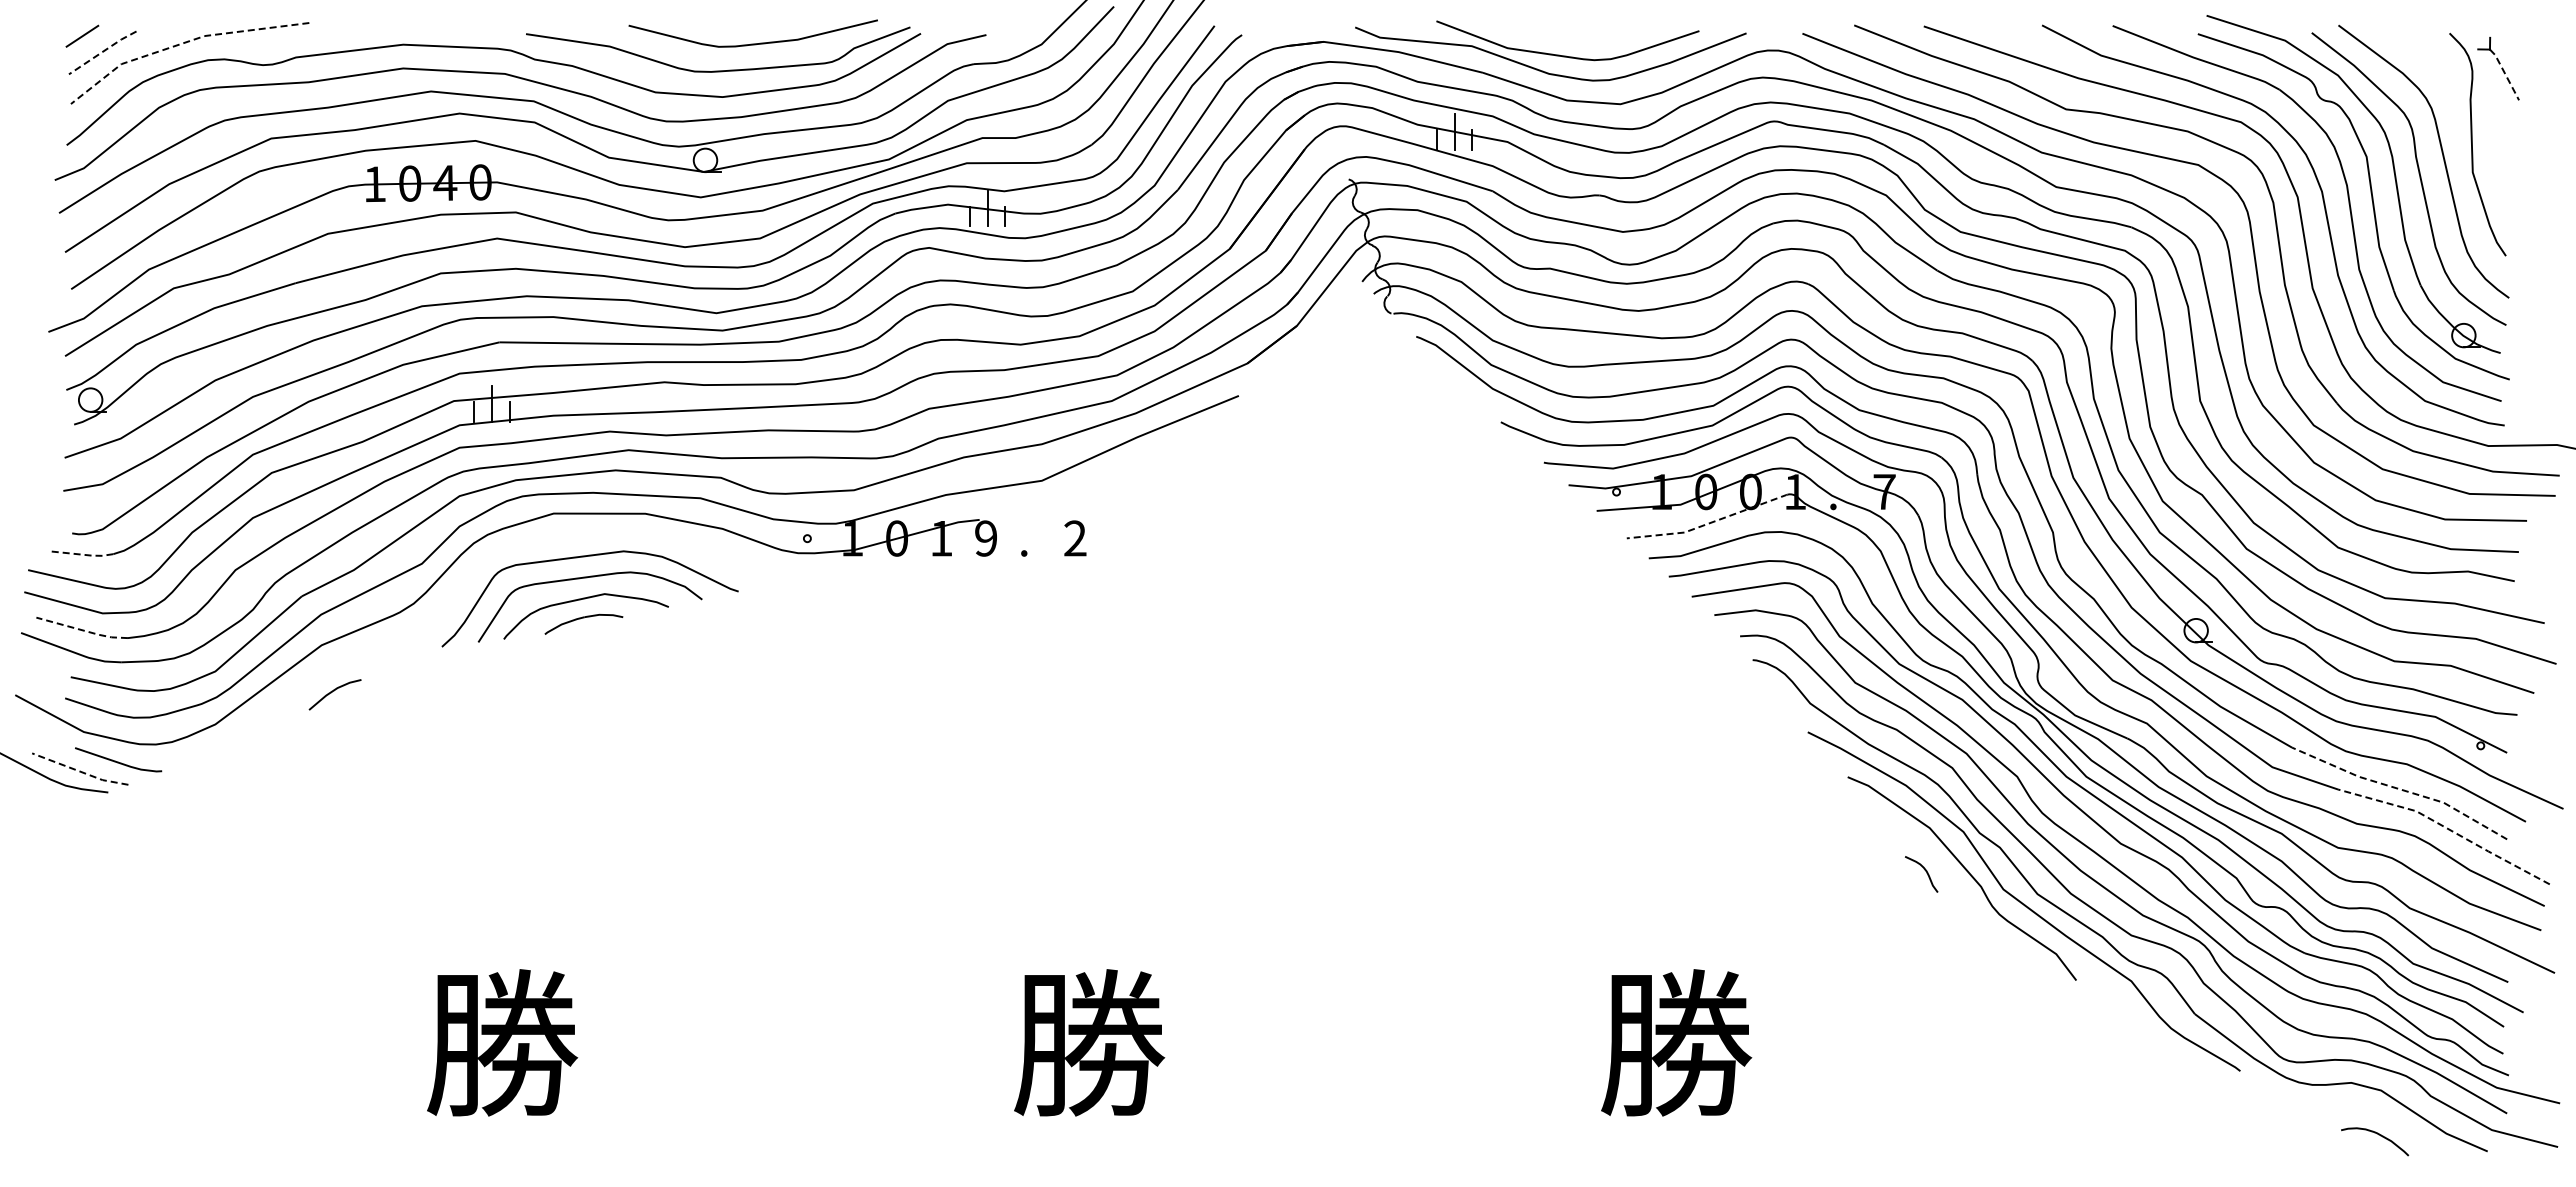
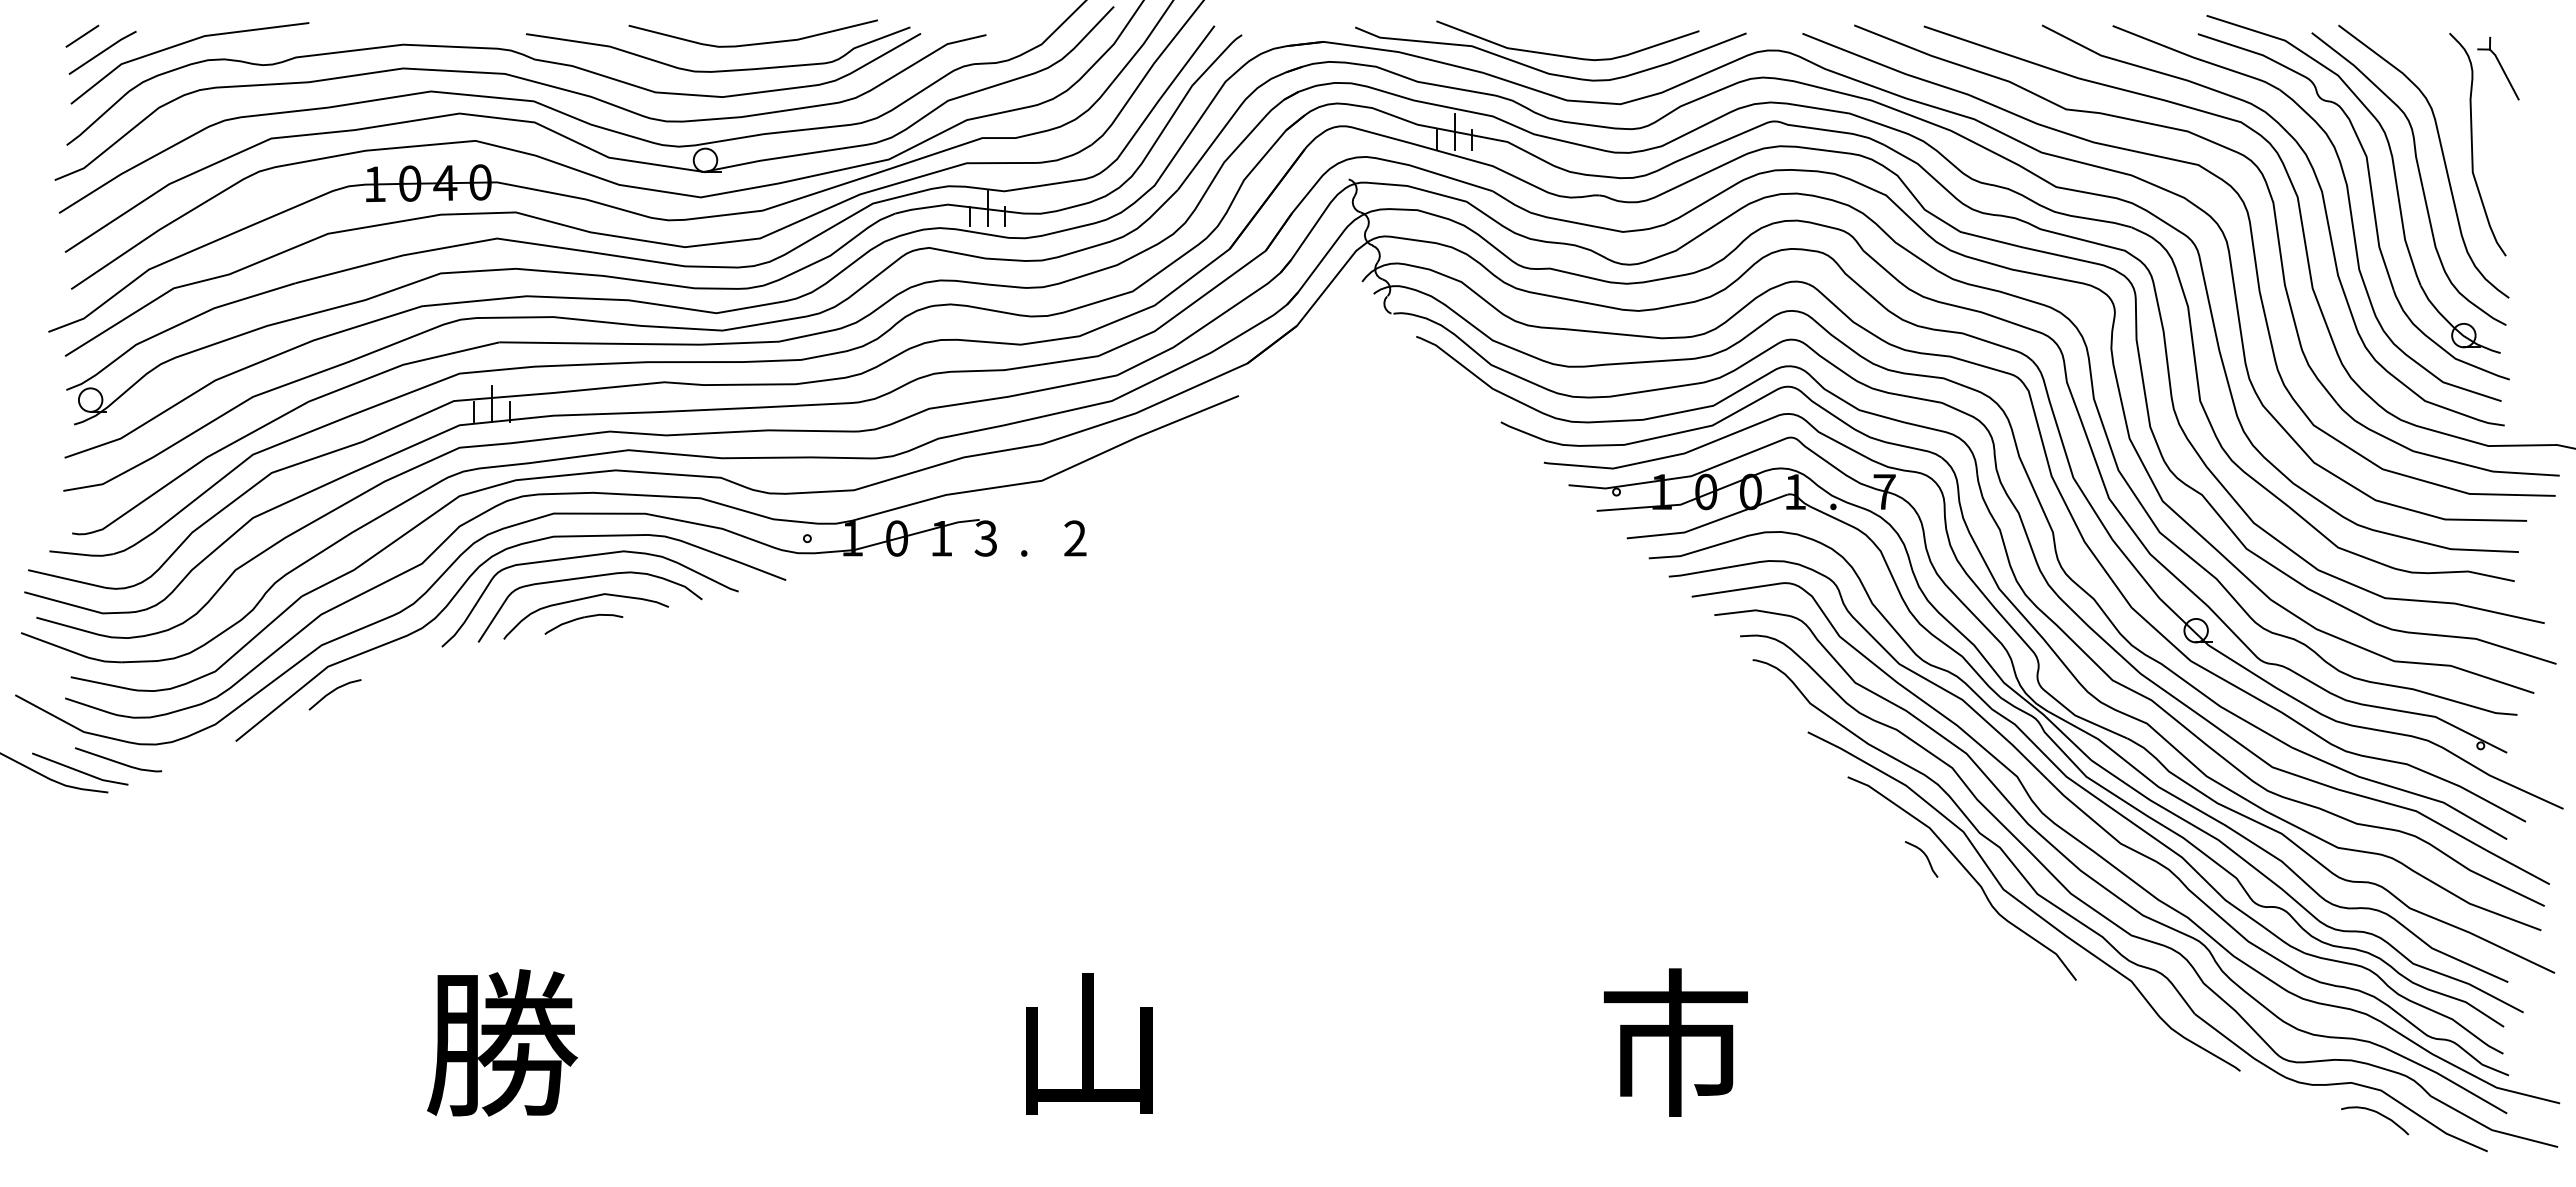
line: dashed -> solid (182, 43)
line: dashed -> solid (102, 51)
line: dashed -> solid (2505, 73)
line: dashed -> solid (1708, 523)
text: 9 -> 3 (985, 538)
line: dashed -> solid (83, 554)
curve: none -> present (457, 594)
line: dashed -> solid (82, 630)
line: dashed -> solid (80, 771)
line: dashed -> solid (2401, 789)
line: dashed -> solid (2446, 828)
curve position: (1924, 870) -> (1924, 855) (1924, 855)
text: 勝 -> 山 (1089, 1042)
text: 勝 -> 市 (1676, 1042)
curve position: (2378, 1135) -> (2378, 1114) (2378, 1114)
